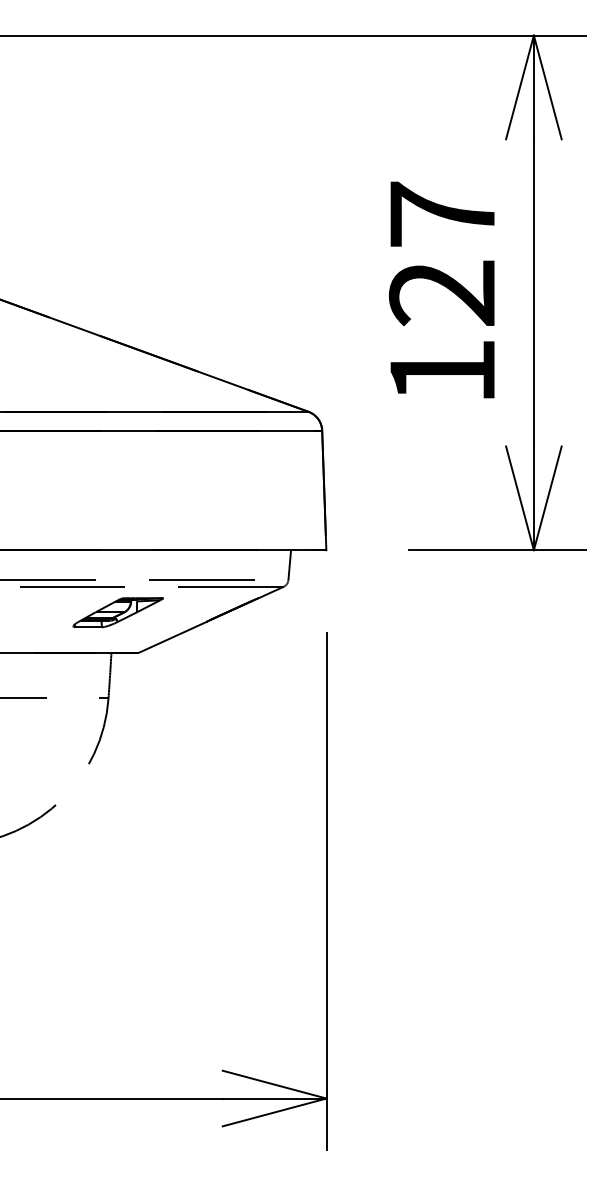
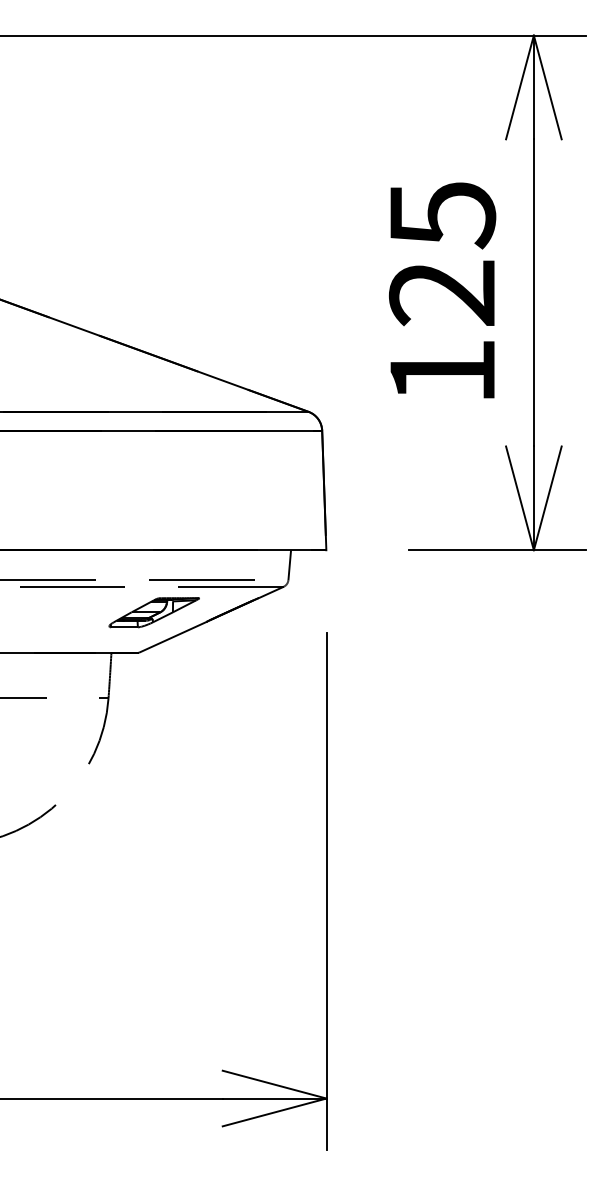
text: 127 -> 125 (443, 215)
part position: (117, 612) -> (153, 612) (153, 612)
